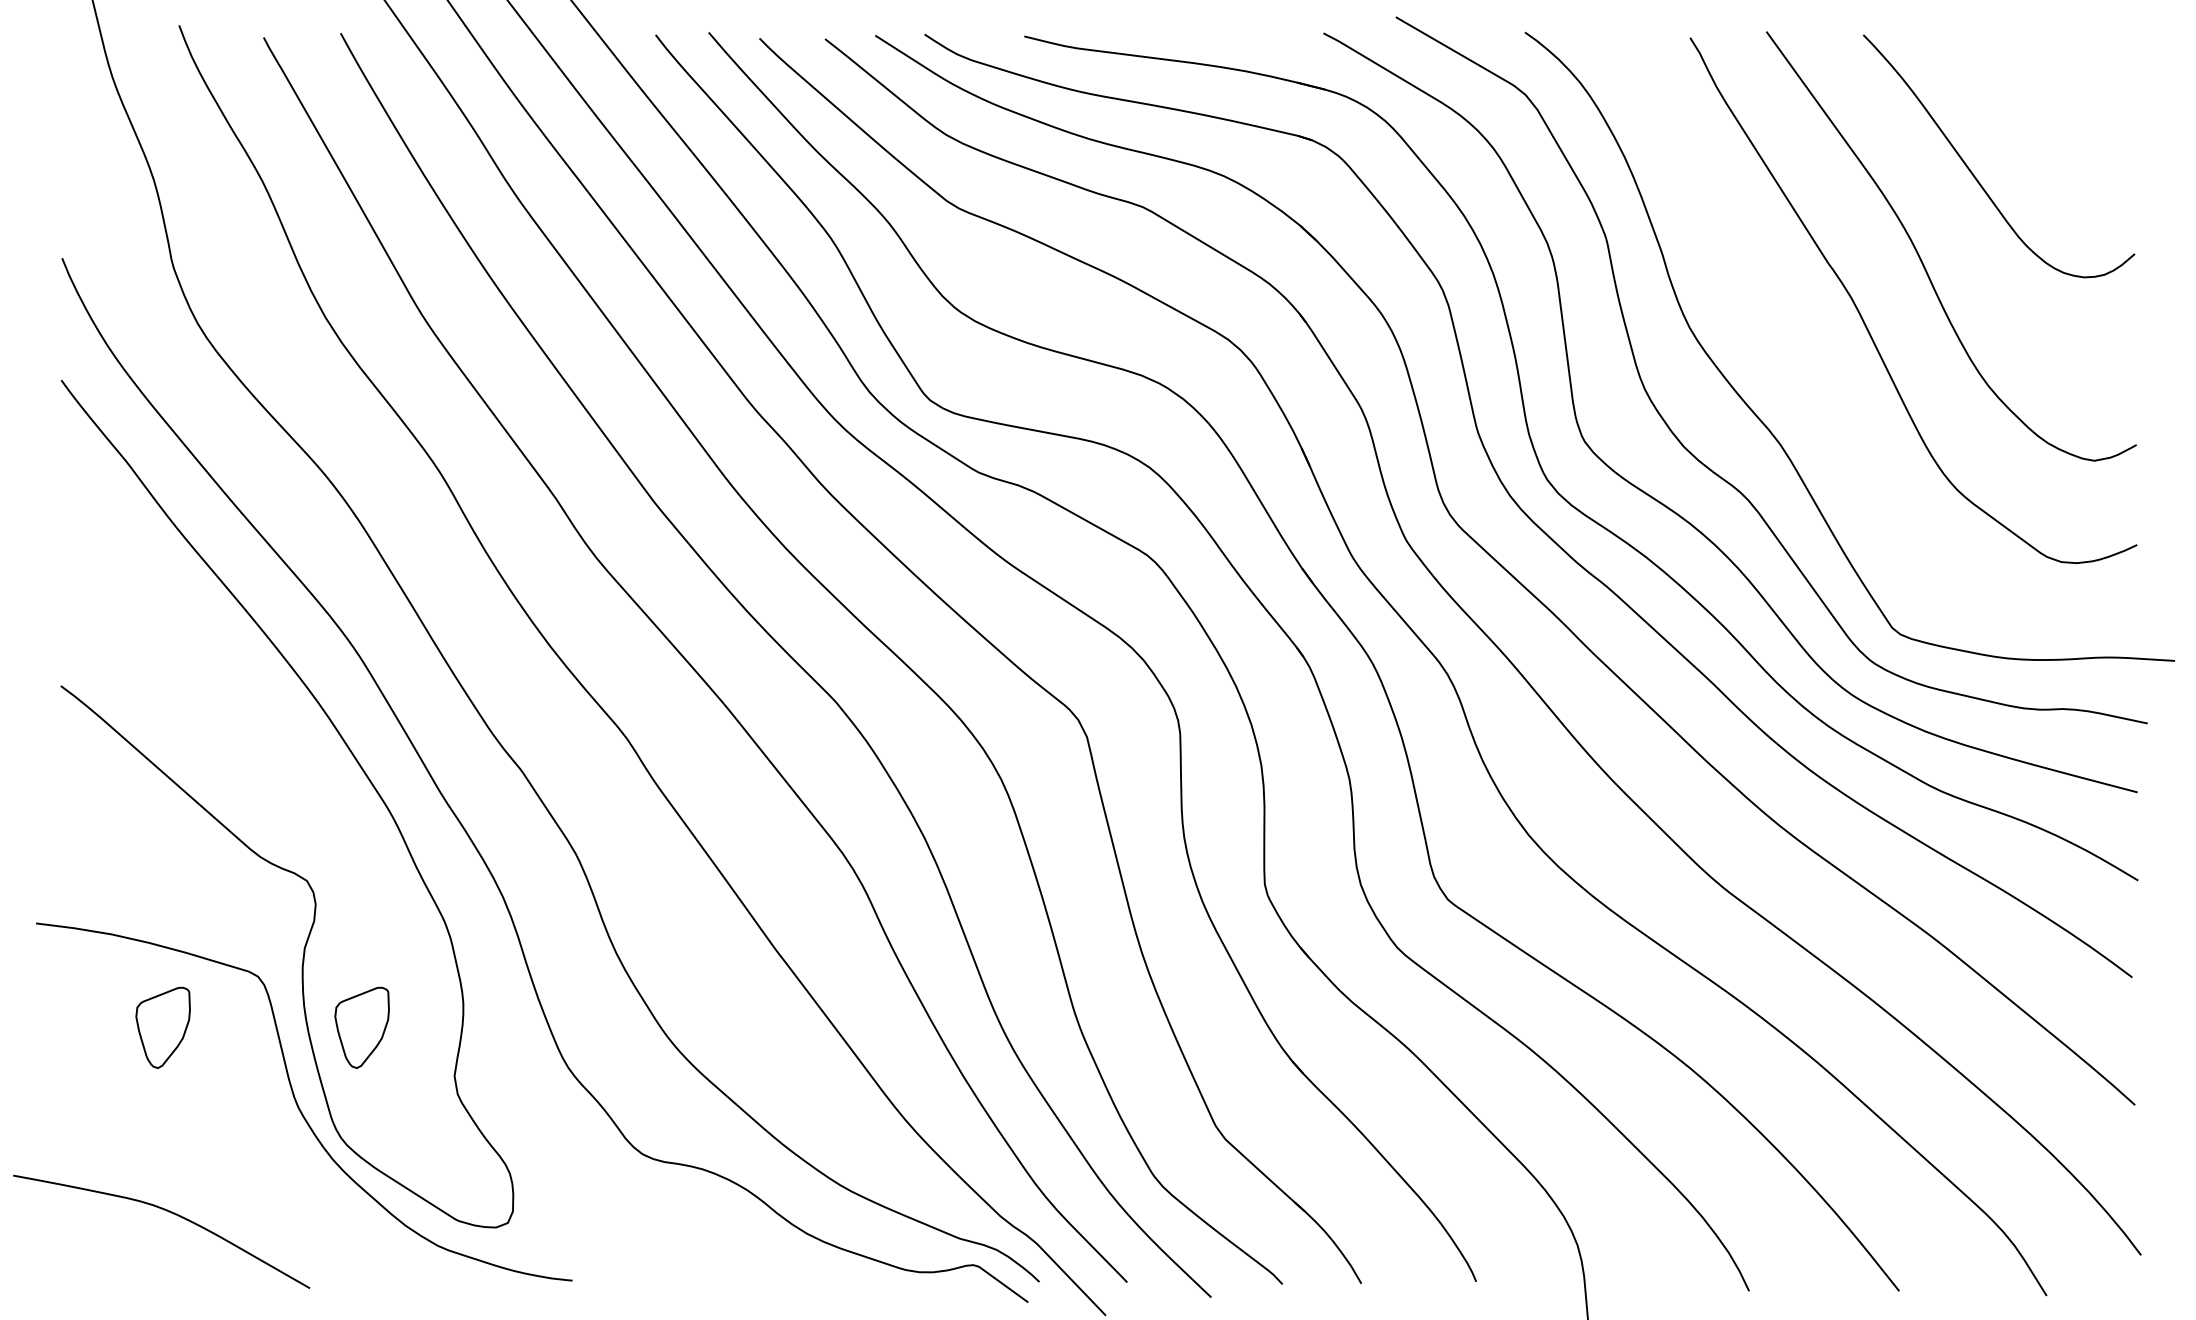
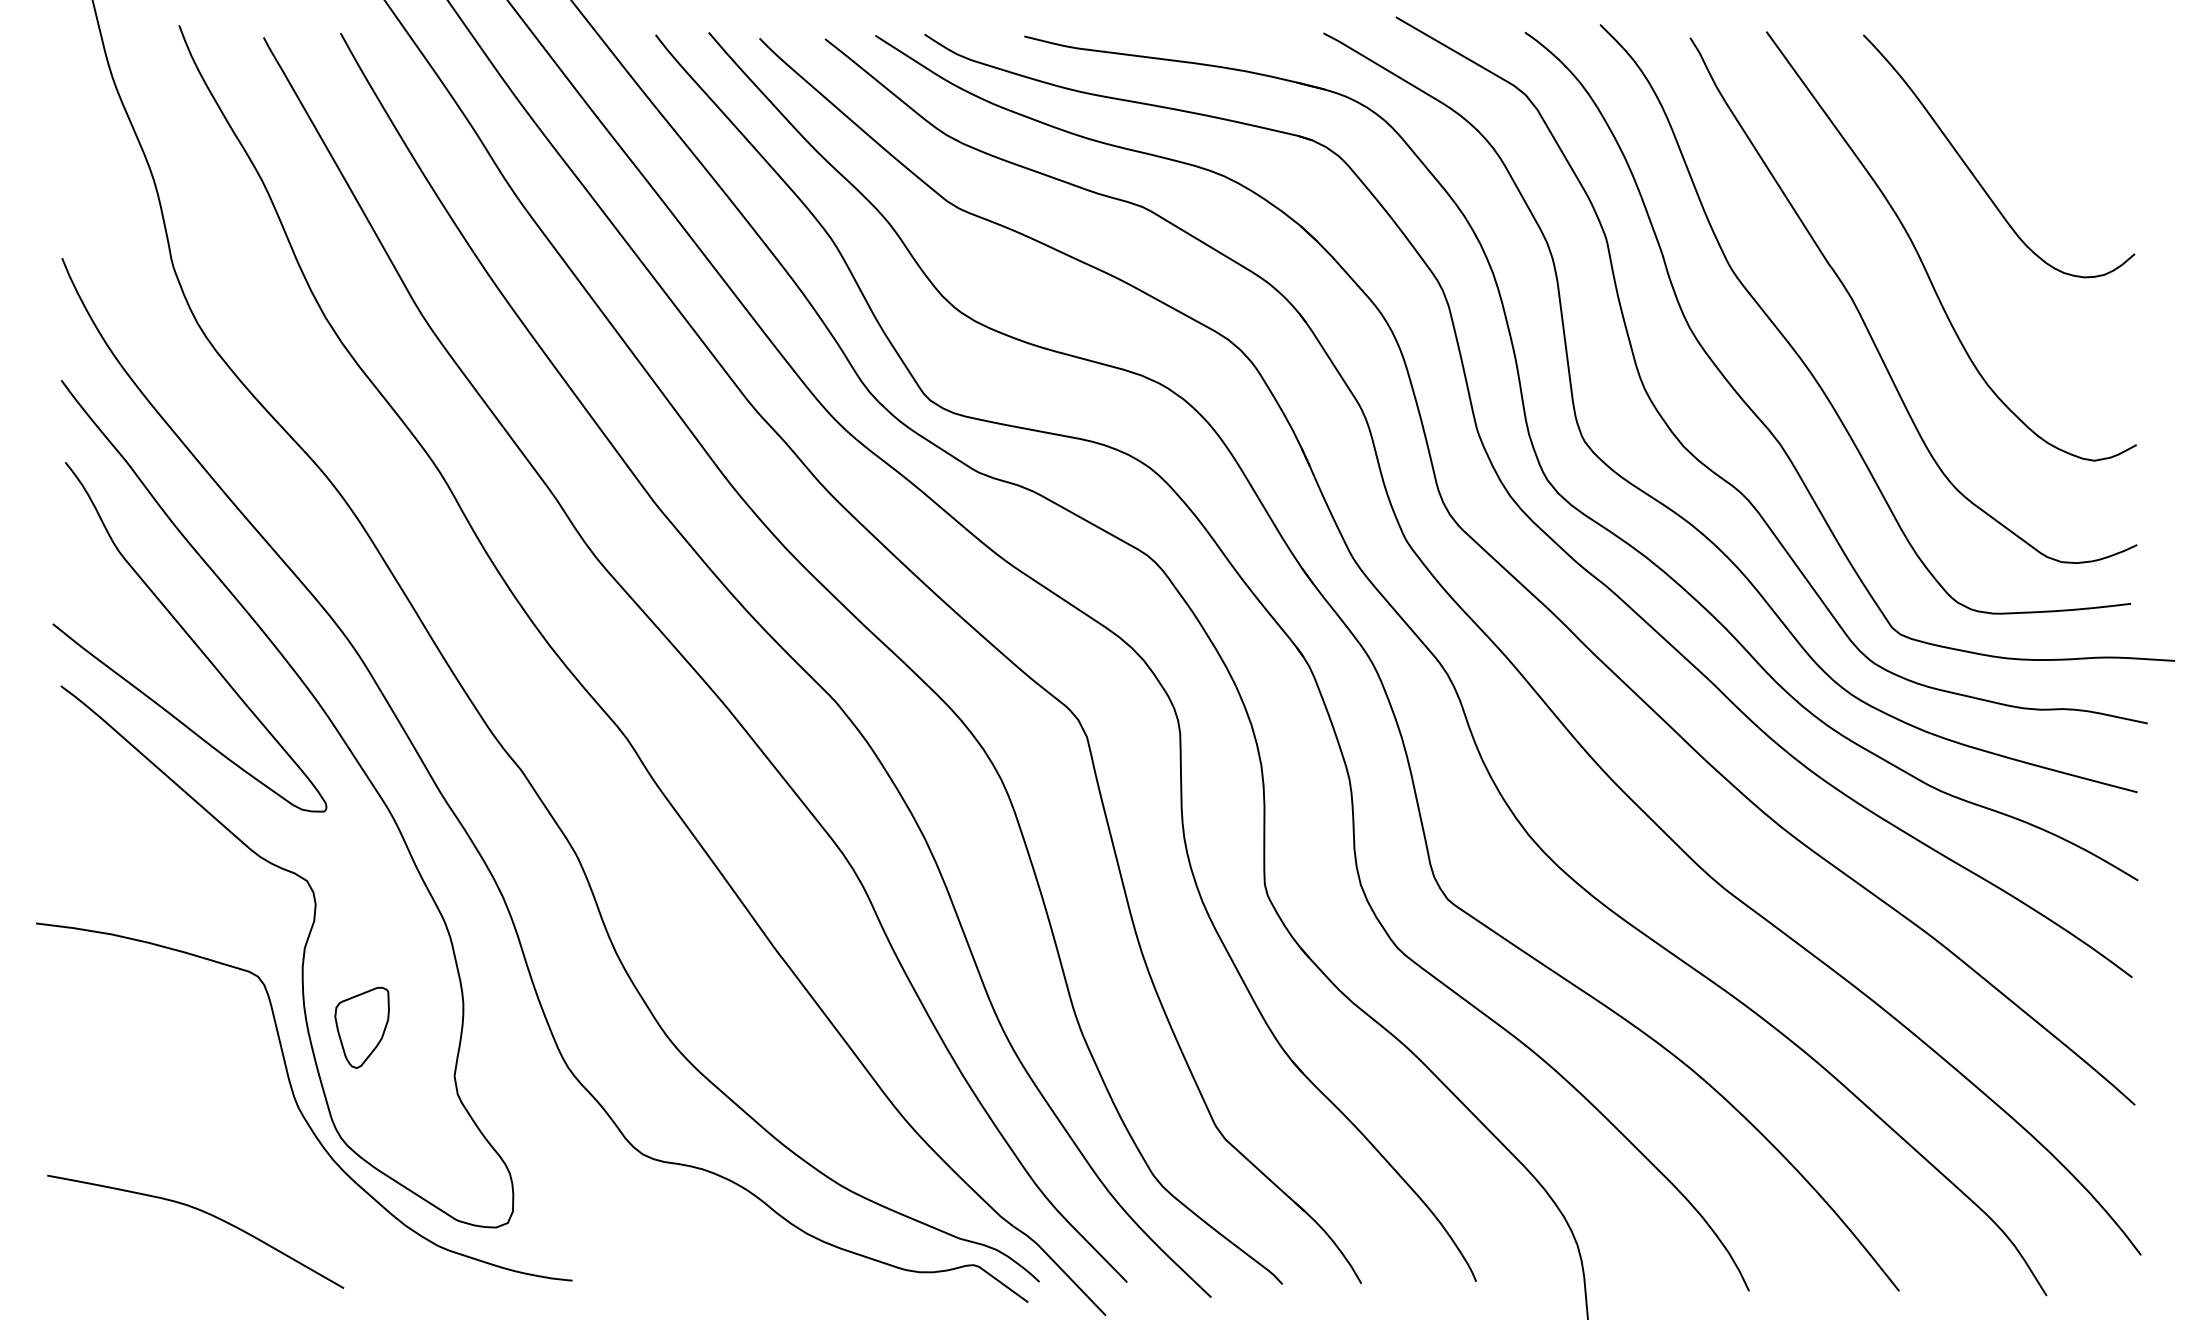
curve: none -> present (1803, 360)
curve: none -> present (189, 637)
part: present -> none (162, 1027)
curve position: (168, 1212) -> (202, 1212) (202, 1212)
